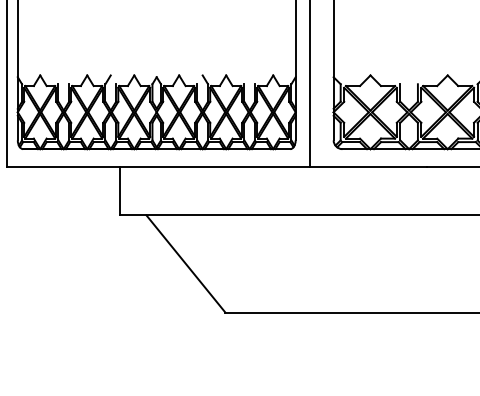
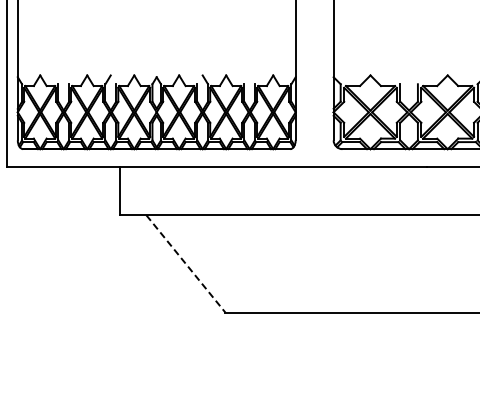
line: present -> none (310, 84)
line: solid -> dashed (185, 263)
